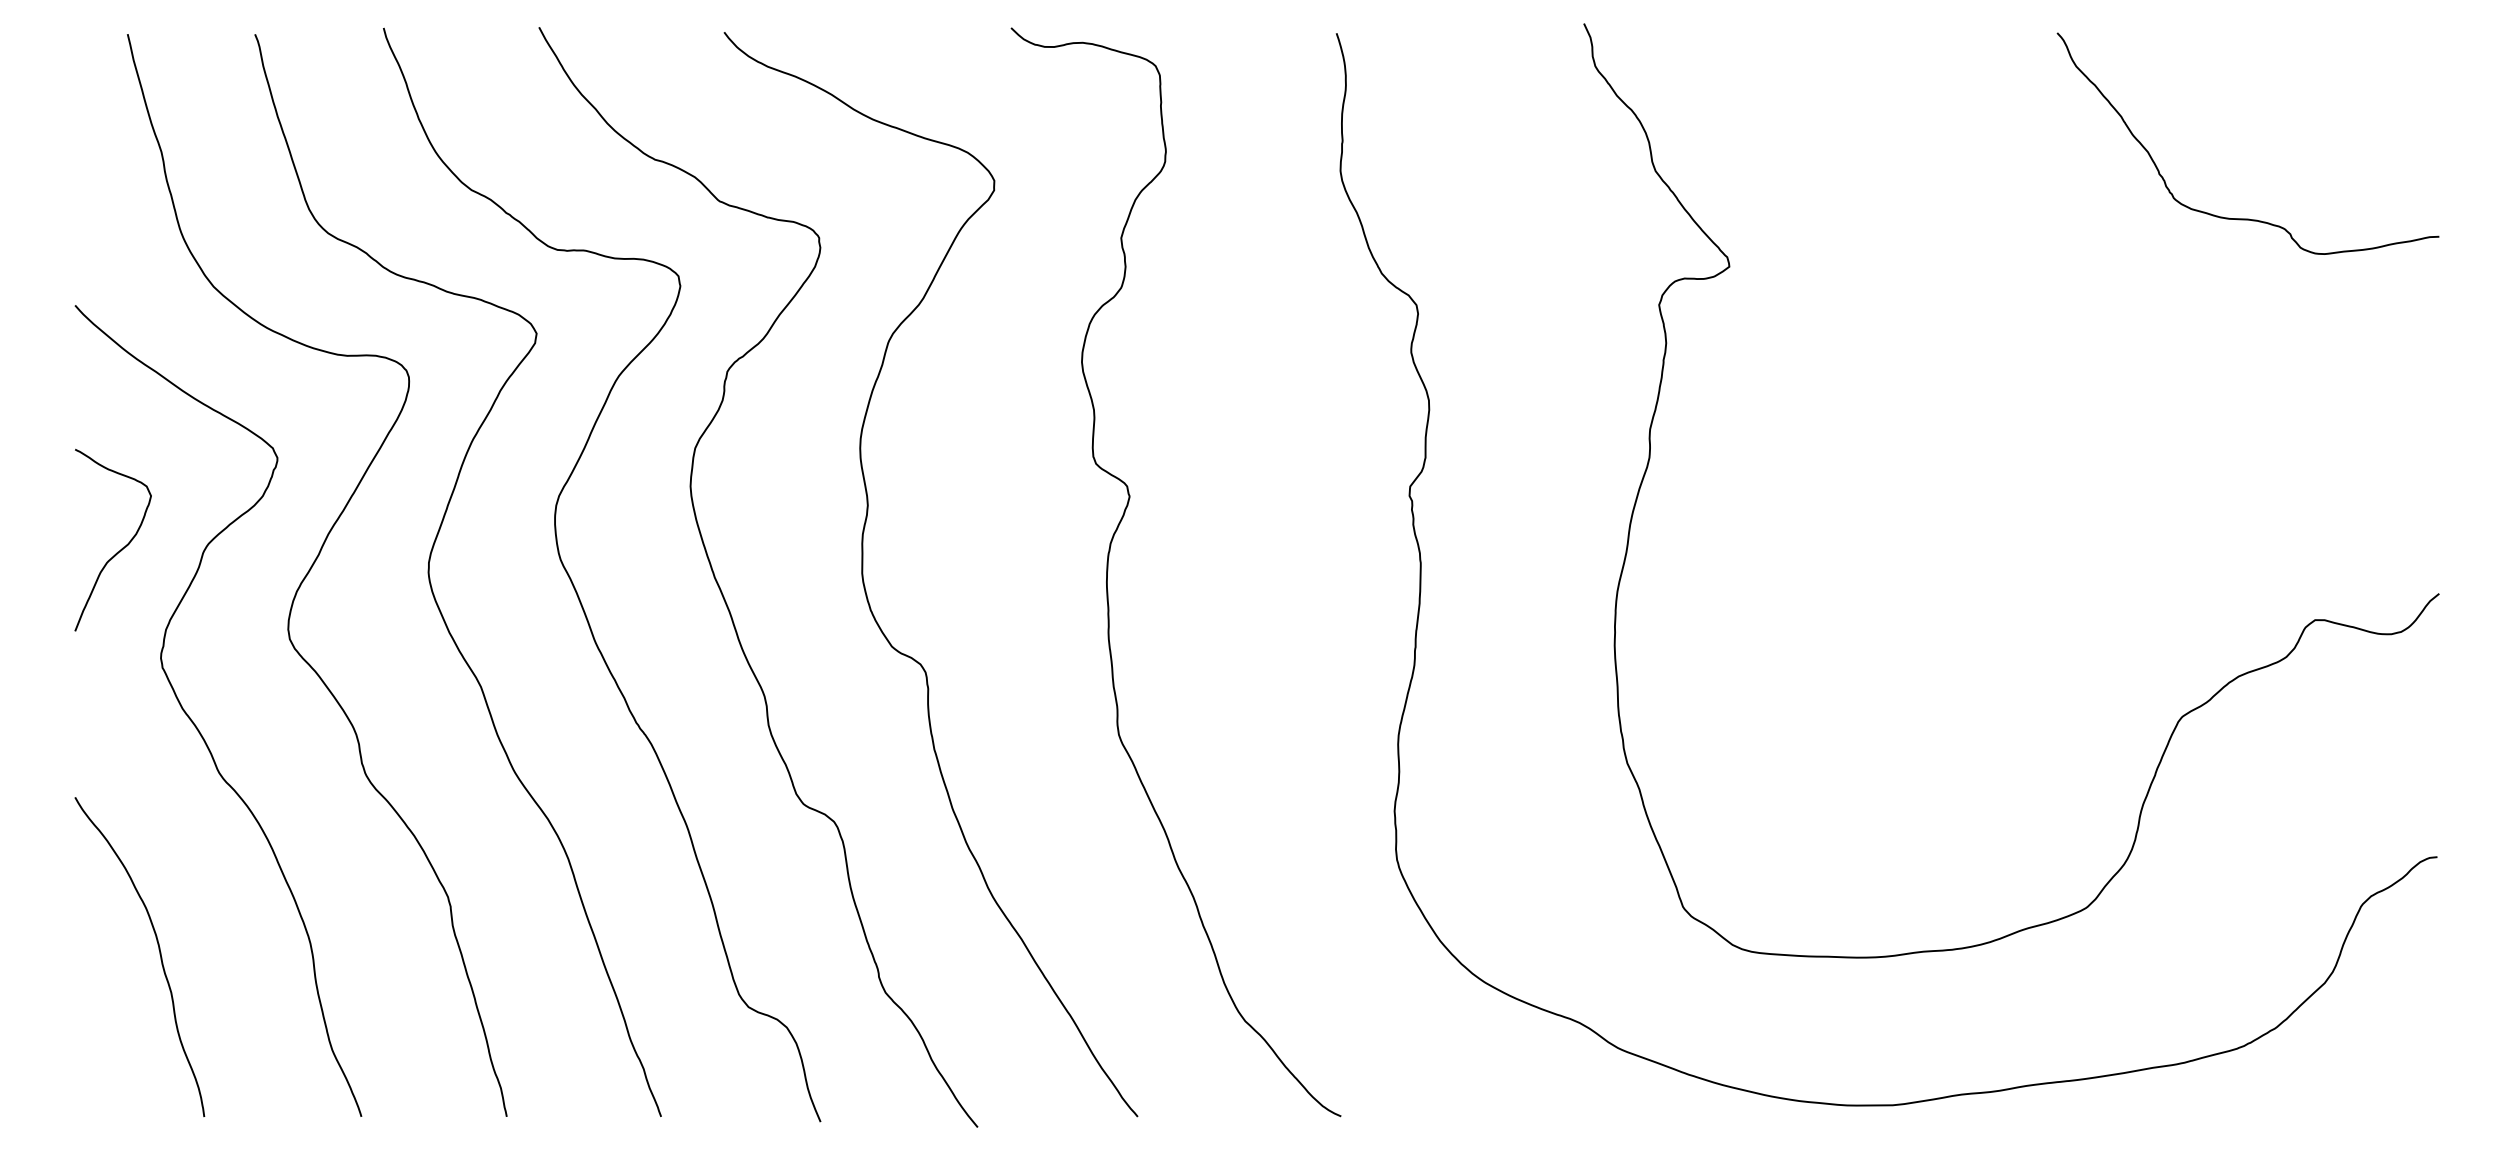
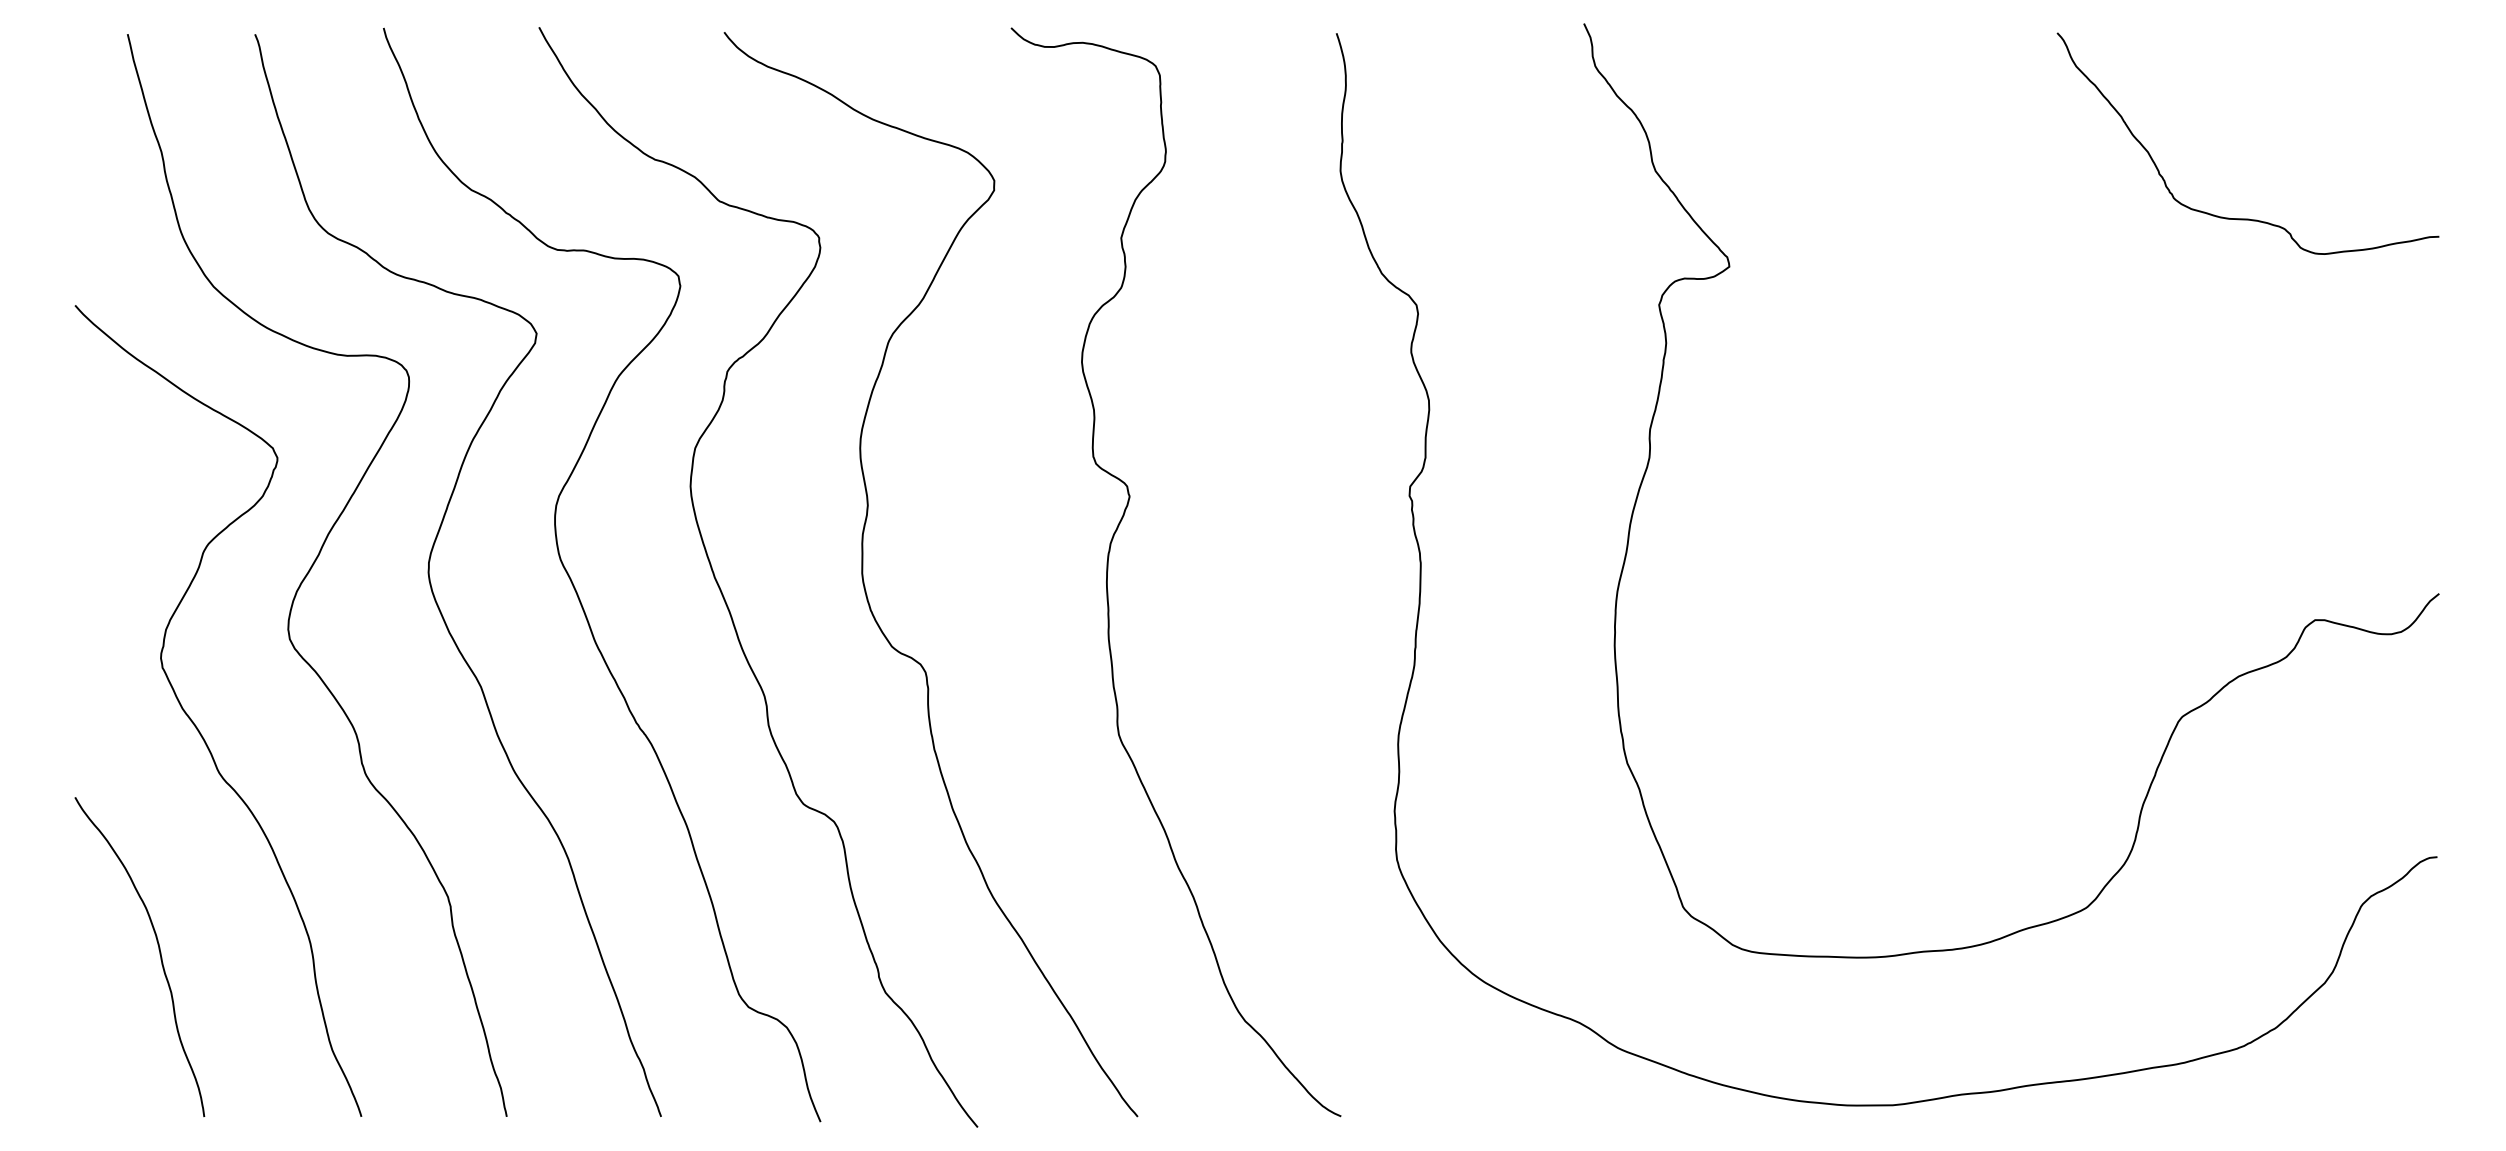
curve: present -> none (121, 548)
